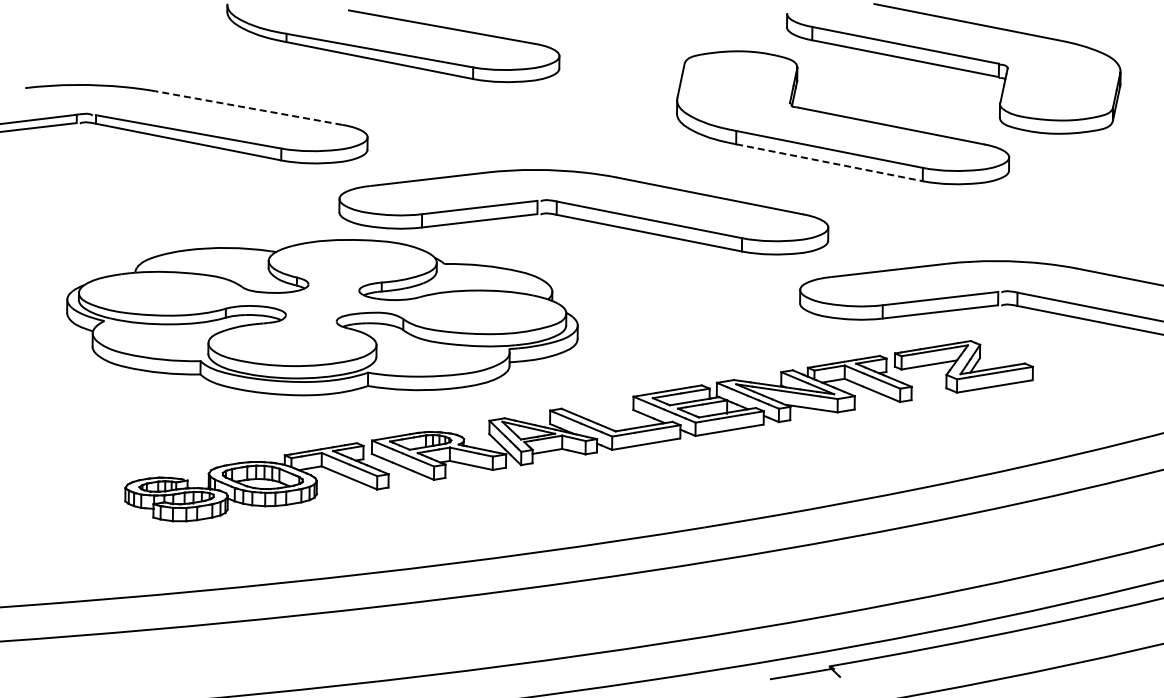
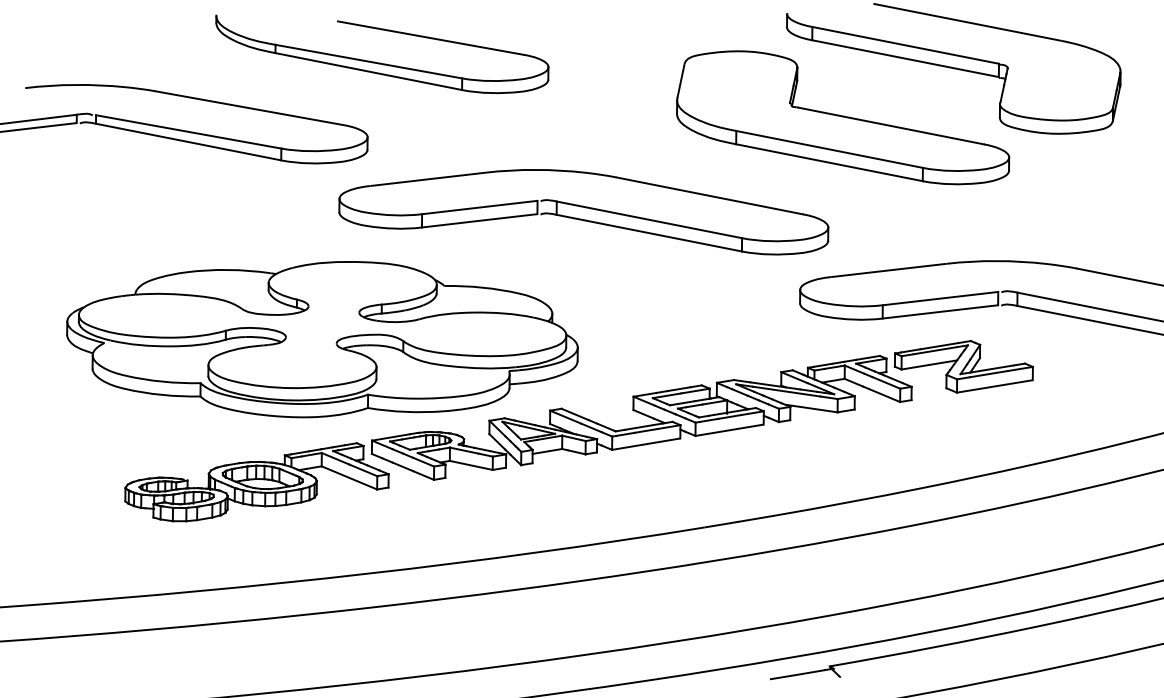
part position: (391, 51) -> (380, 62) (380, 62)
line: dashed -> solid (249, 108)
line: dashed -> solid (829, 162)
part position: (322, 317) -> (322, 339) (322, 339)
